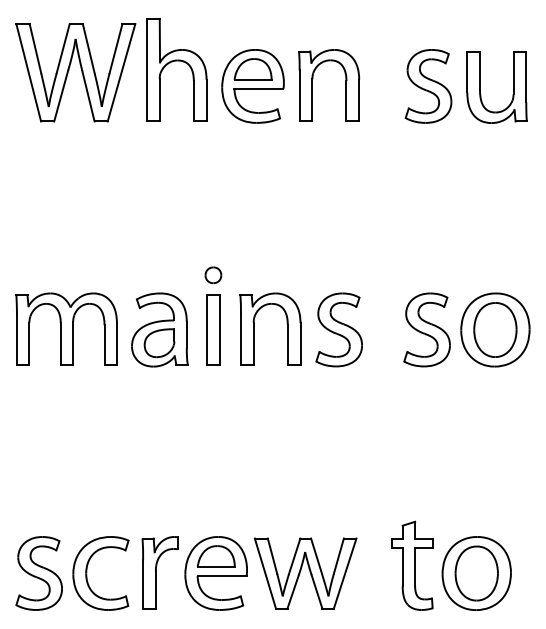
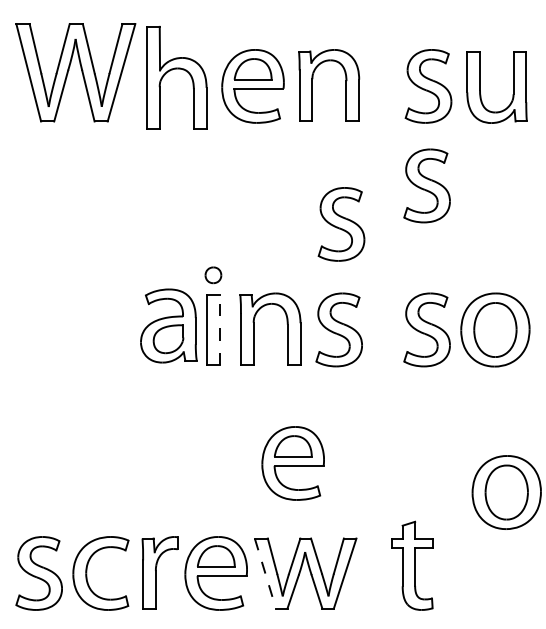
part position: (176, 61) -> (176, 69) (176, 69)
part: none -> present (426, 185)
part: none -> present (341, 224)
part: present -> none (66, 328)
part position: (159, 329) -> (168, 325) (168, 325)
line: solid -> dashed (219, 330)
part: none -> present (292, 463)
line: solid -> dashed (265, 573)
part position: (476, 573) -> (506, 492) (506, 492)
